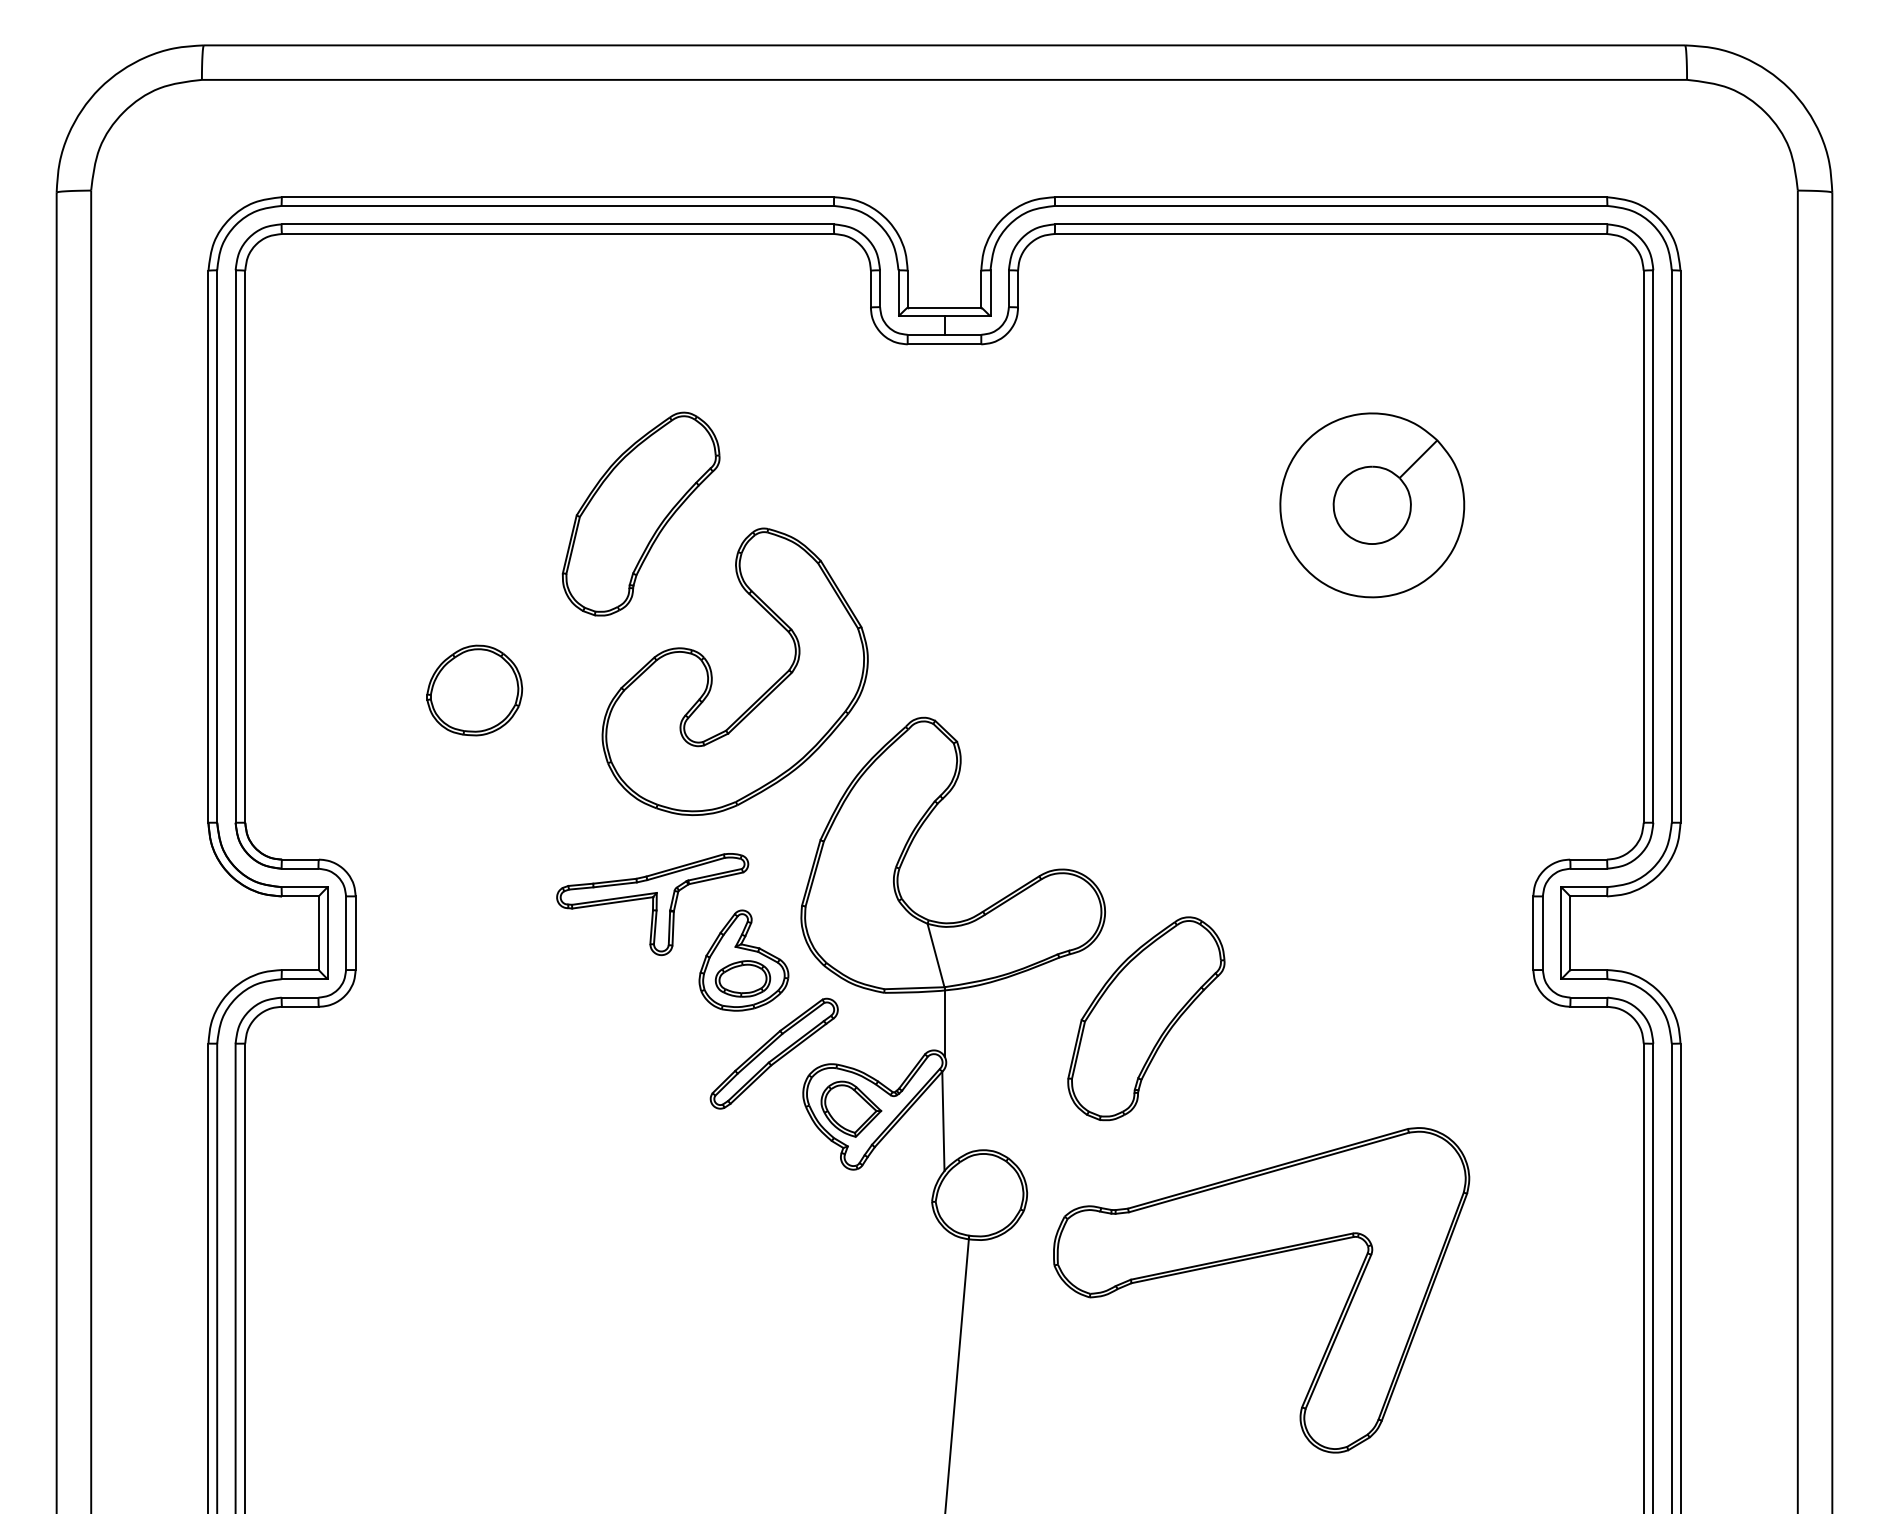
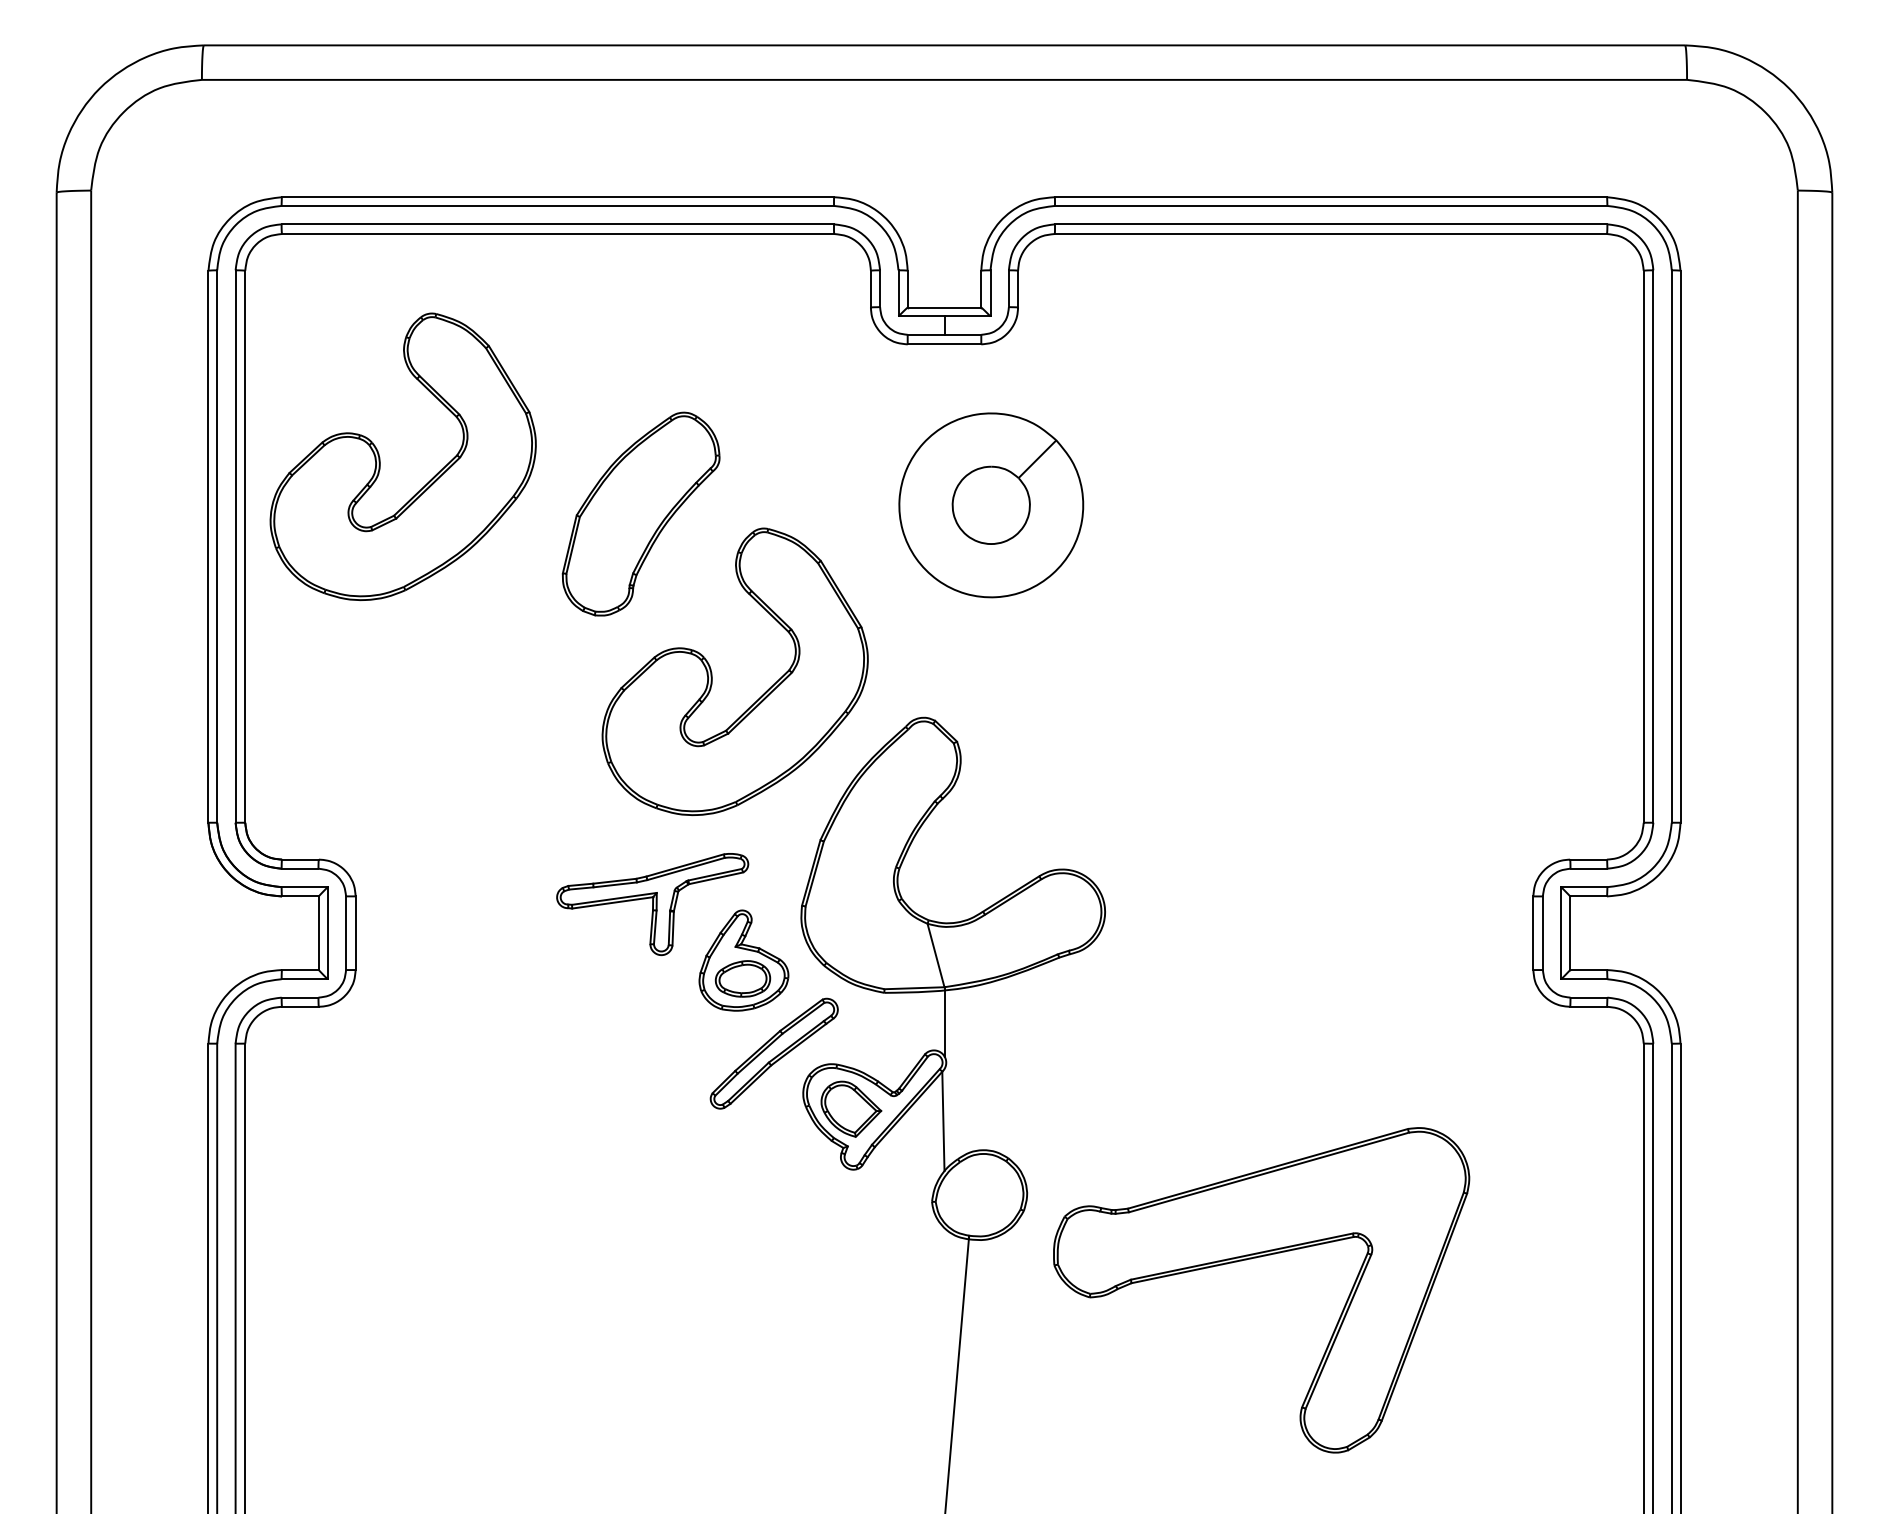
part: none -> present (380, 457)
part position: (1372, 505) -> (991, 505) (991, 505)
part: present -> none (474, 690)
part: present -> none (1146, 1018)
